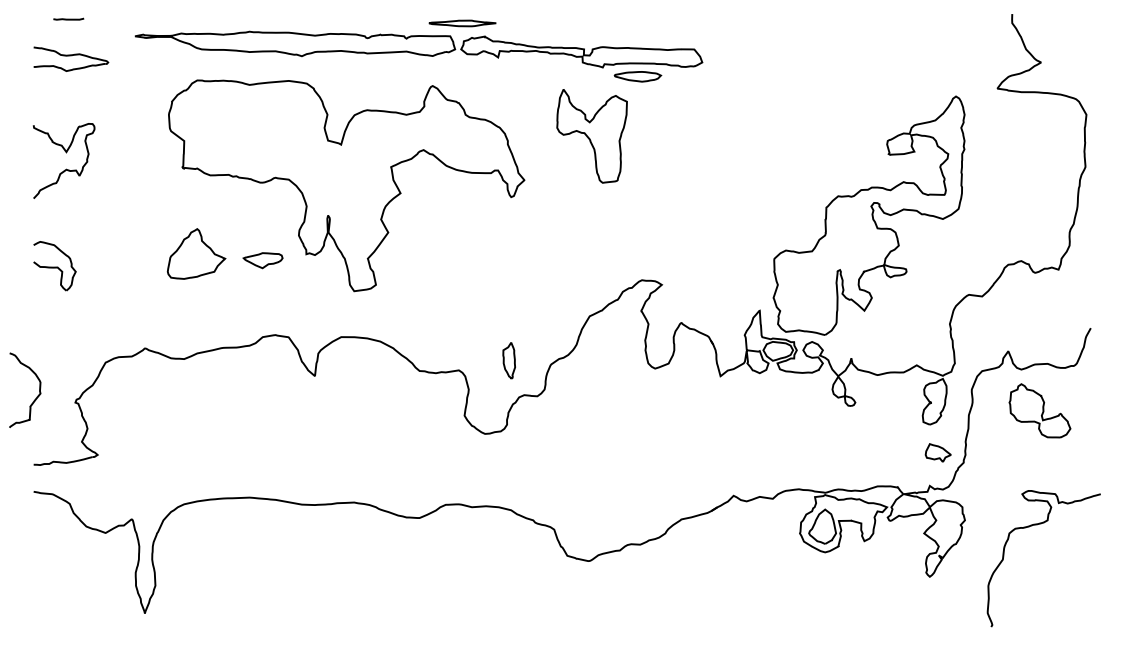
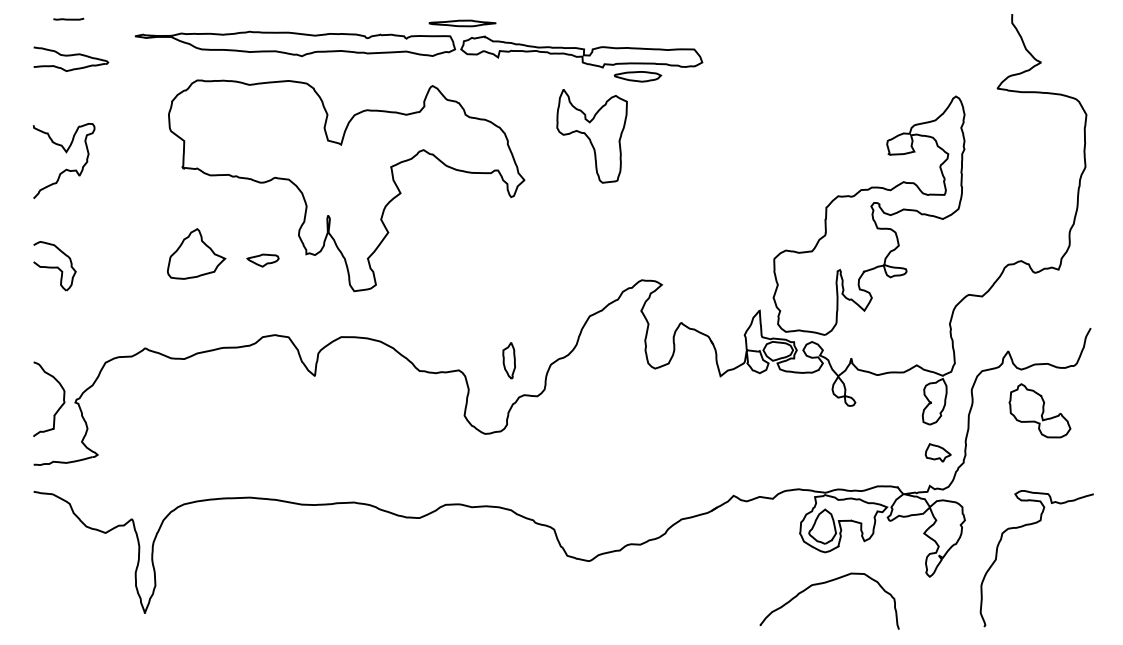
part size: 42x18 px -> 34x15 px (262, 260)
curve position: (36, 396) -> (60, 405) (60, 405)
curve position: (1037, 525) -> (1030, 525) (1030, 525)
curve: none -> present (826, 583)
